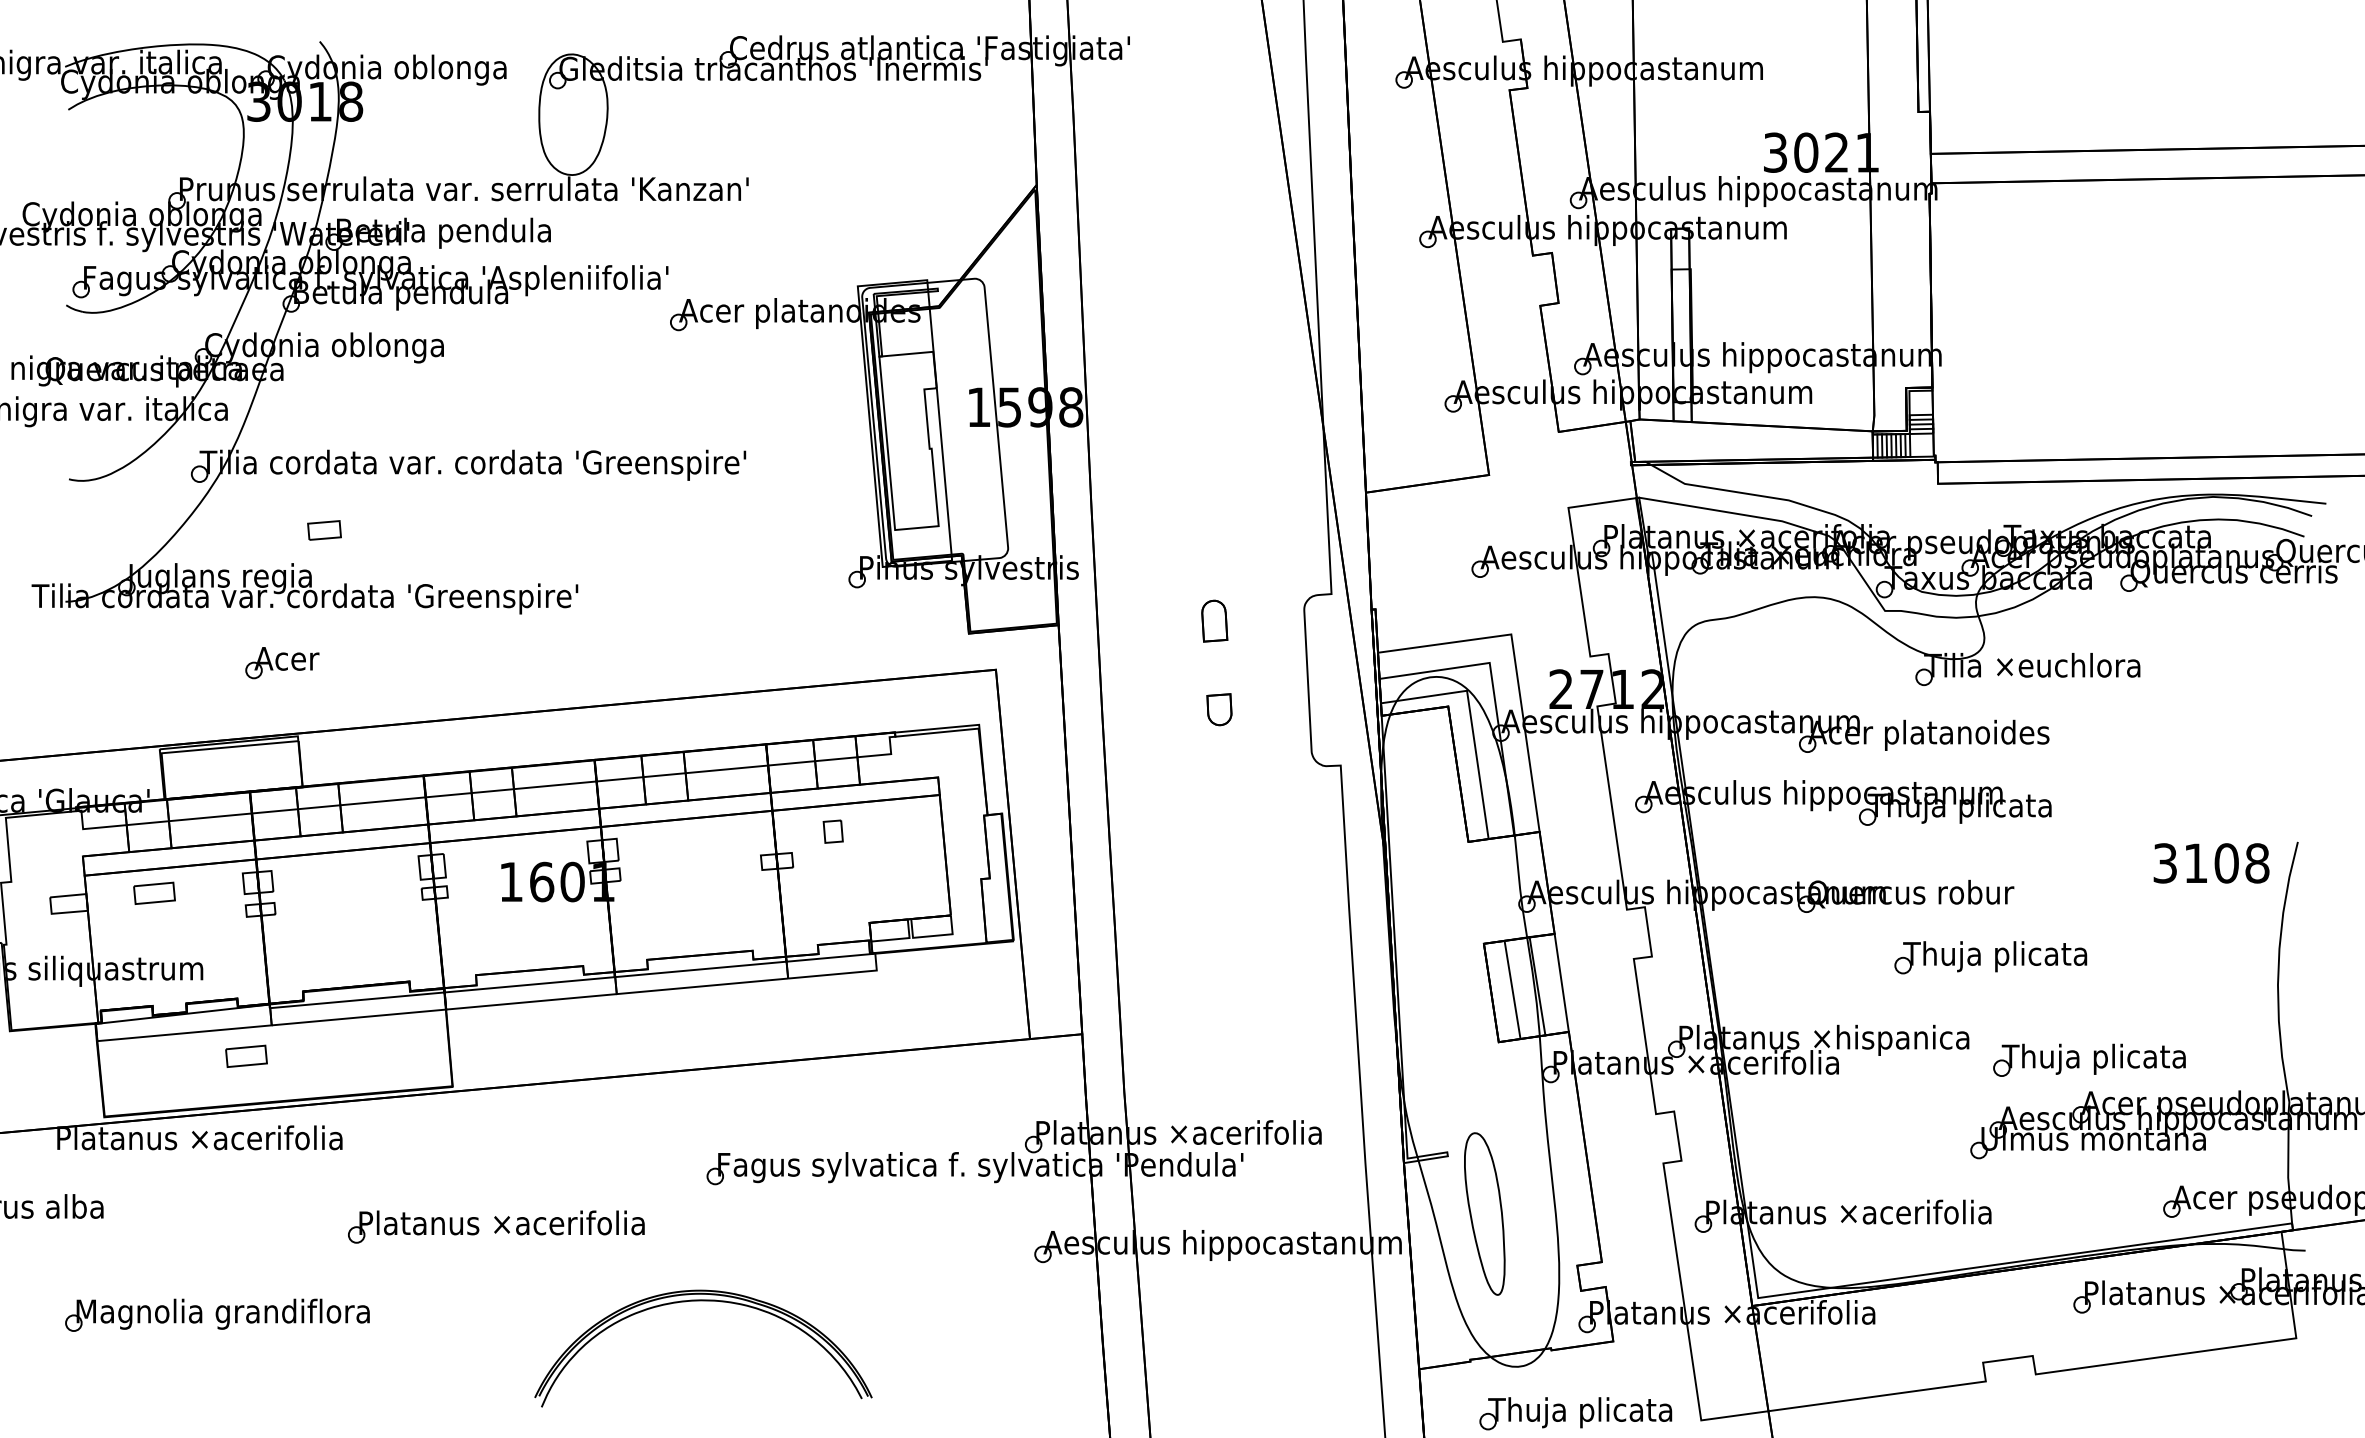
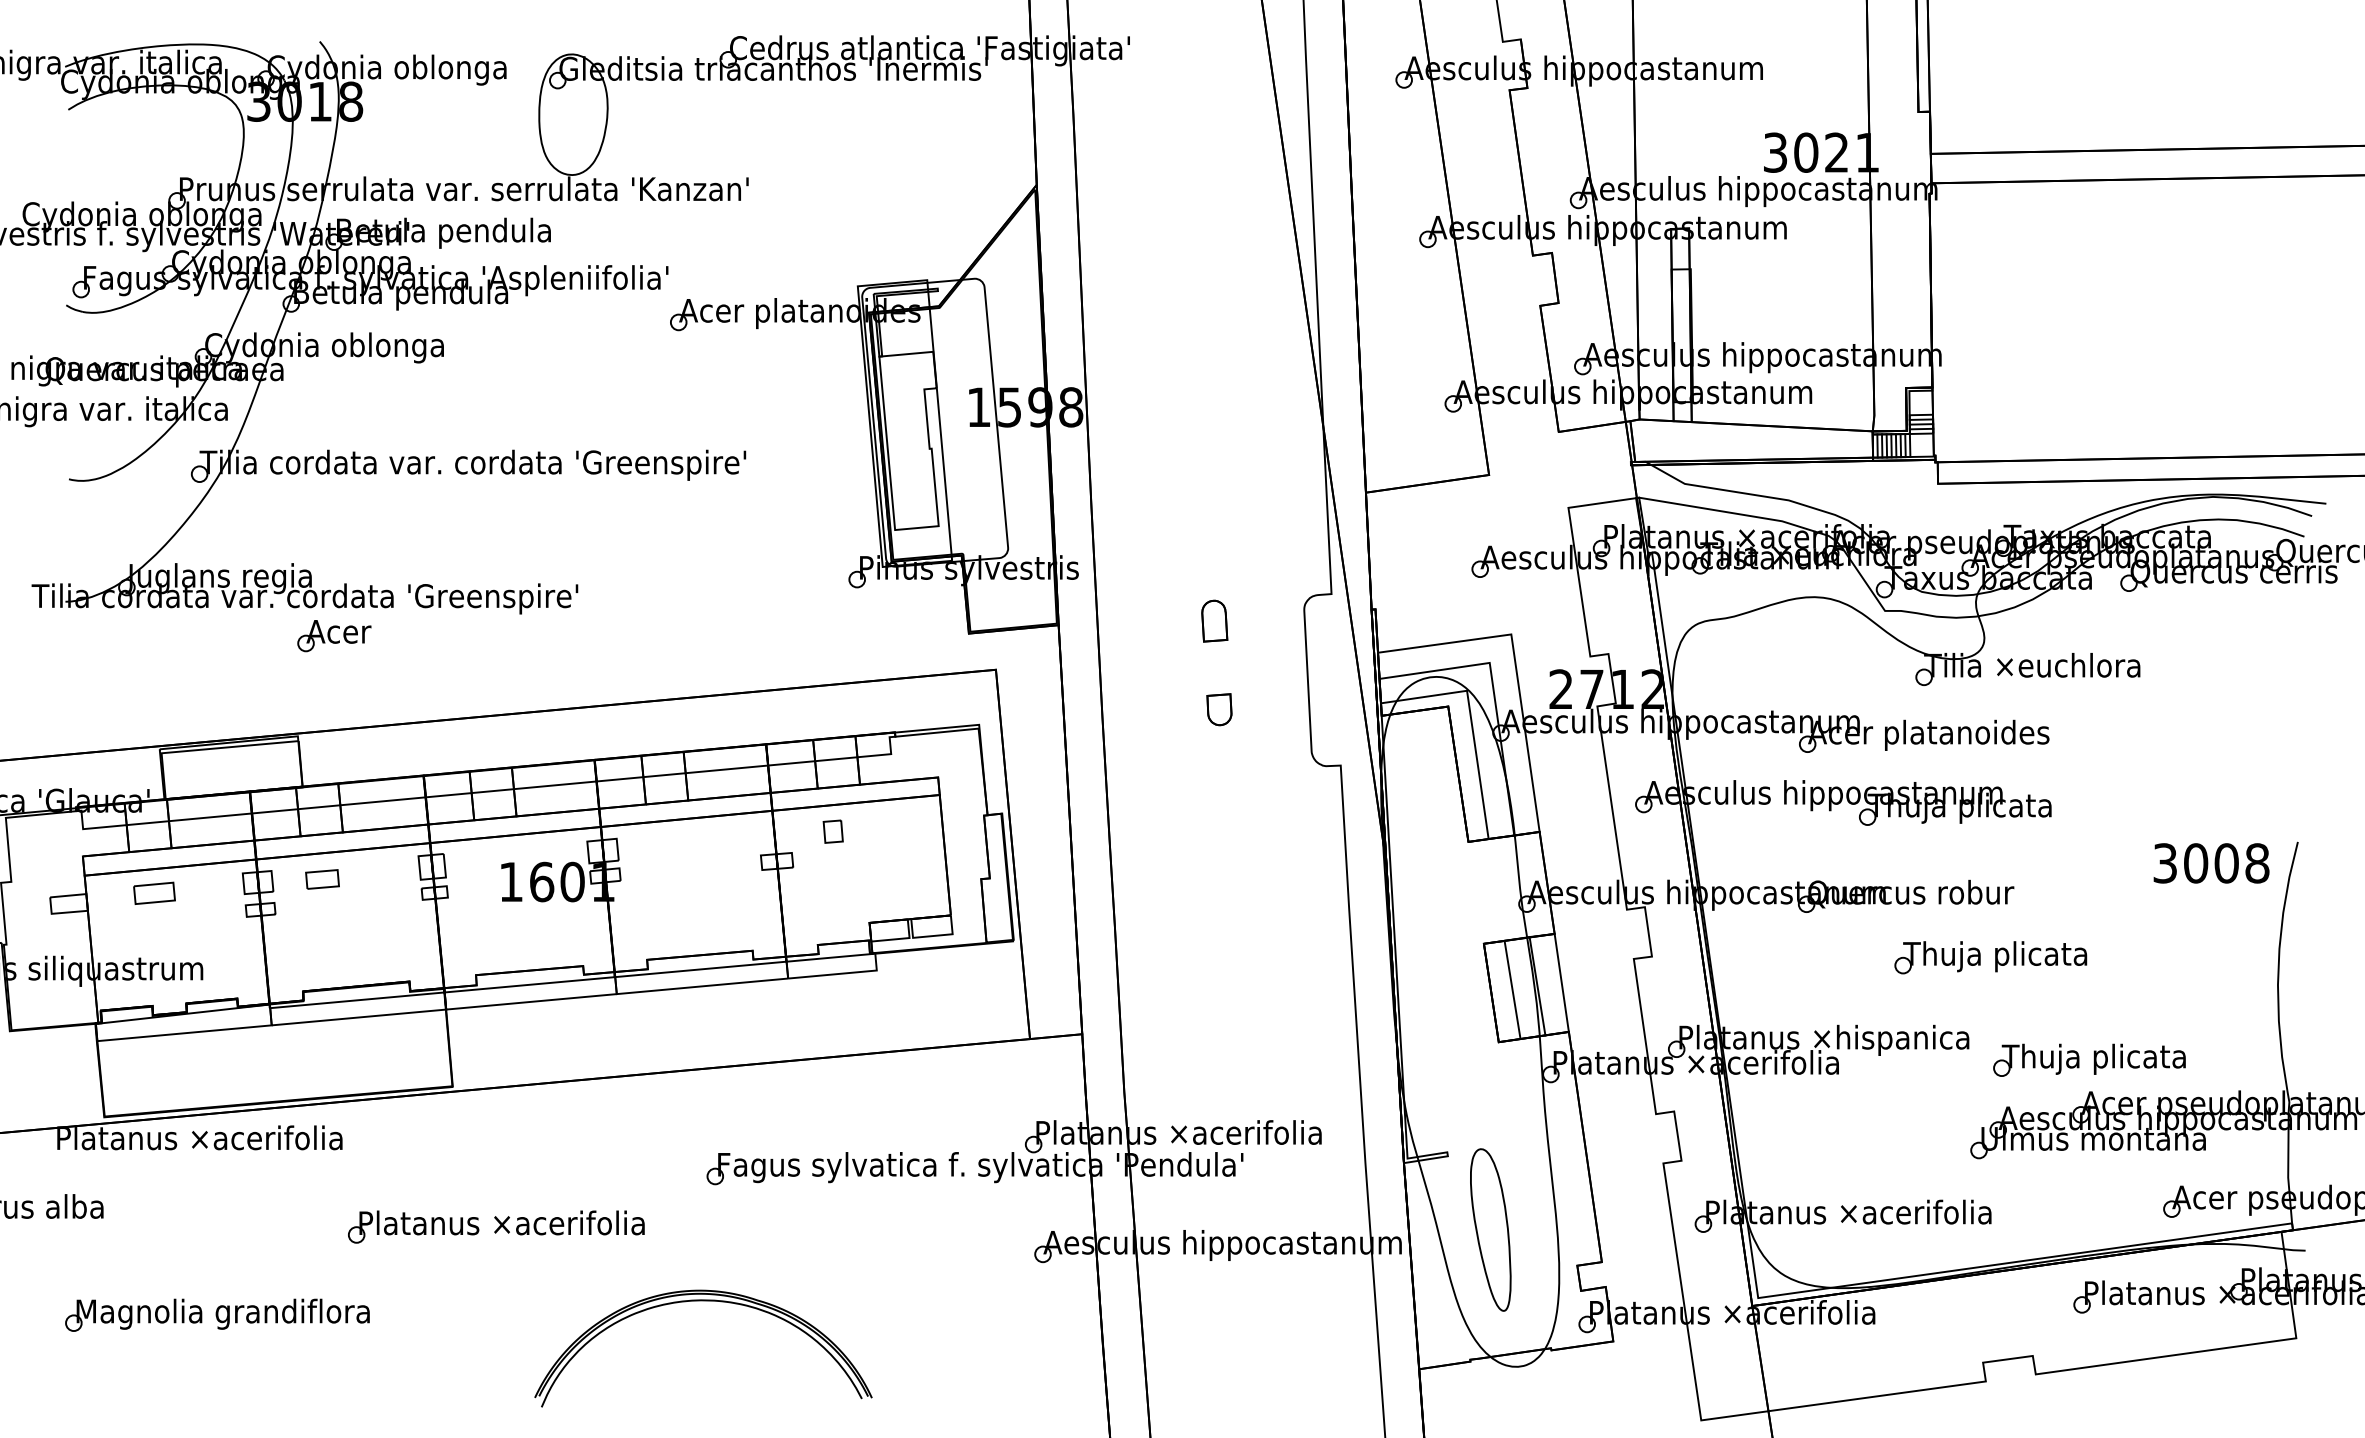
part position: (324, 530) -> (322, 879) (322, 879)
part position: (282, 663) -> (334, 636) (334, 636)
text: 3108 -> 3008 (2196, 863)
part: present -> none (246, 1055)
part position: (1484, 1213) -> (1490, 1229) (1490, 1229)
part: present -> none (1575, 1413)
